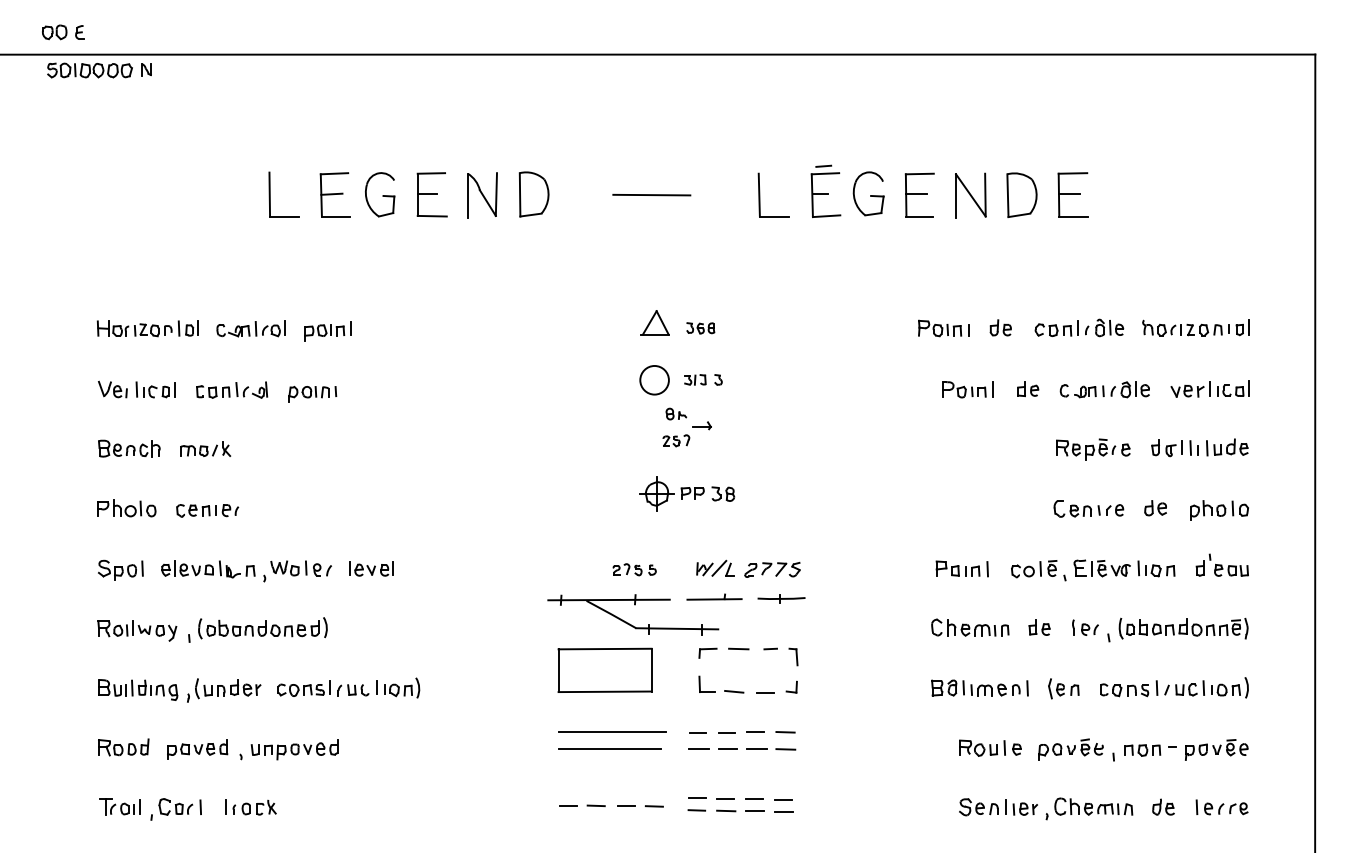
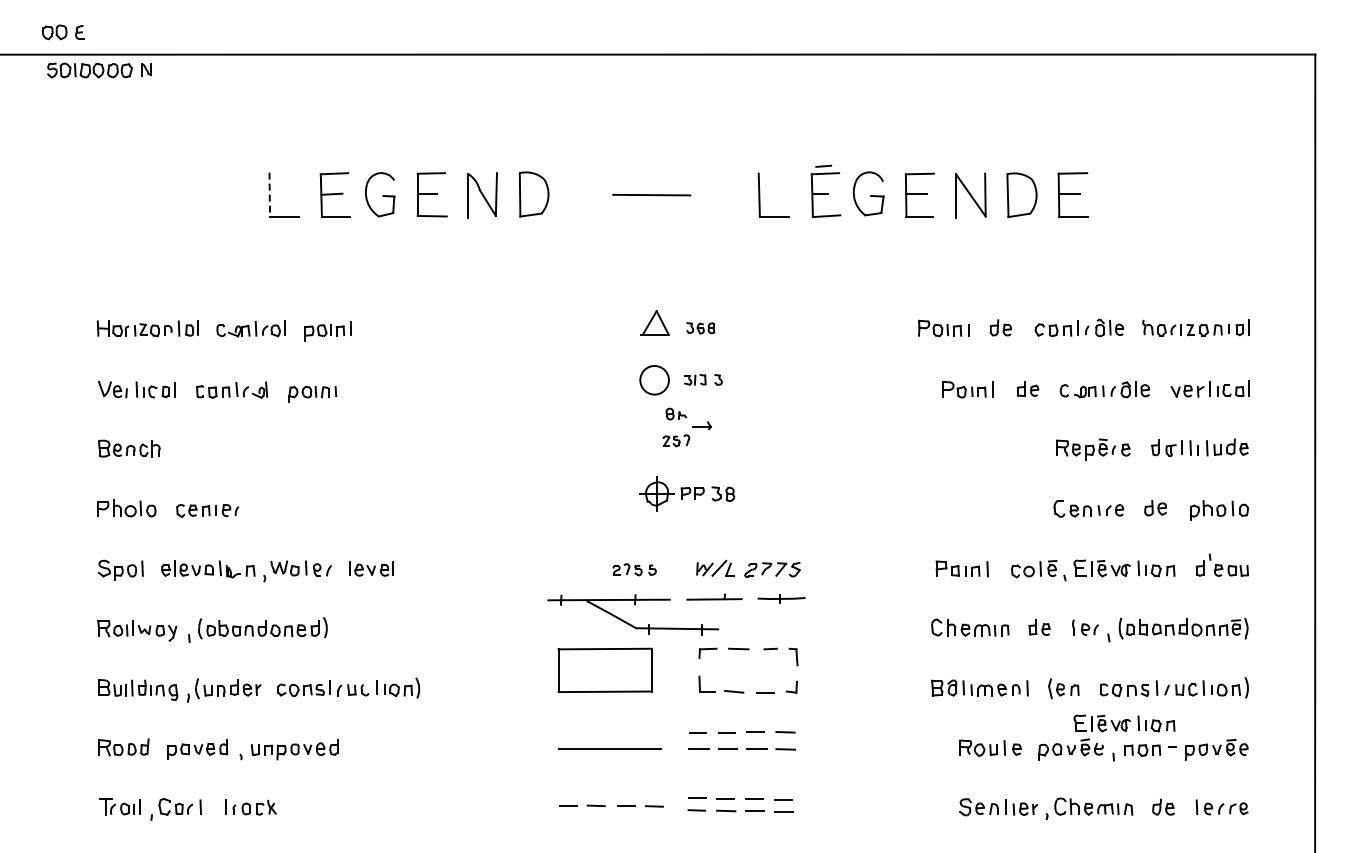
line: solid -> dashed (269, 194)
part: present -> none (205, 448)
part: none -> present (1124, 723)
line: present -> none (611, 732)
